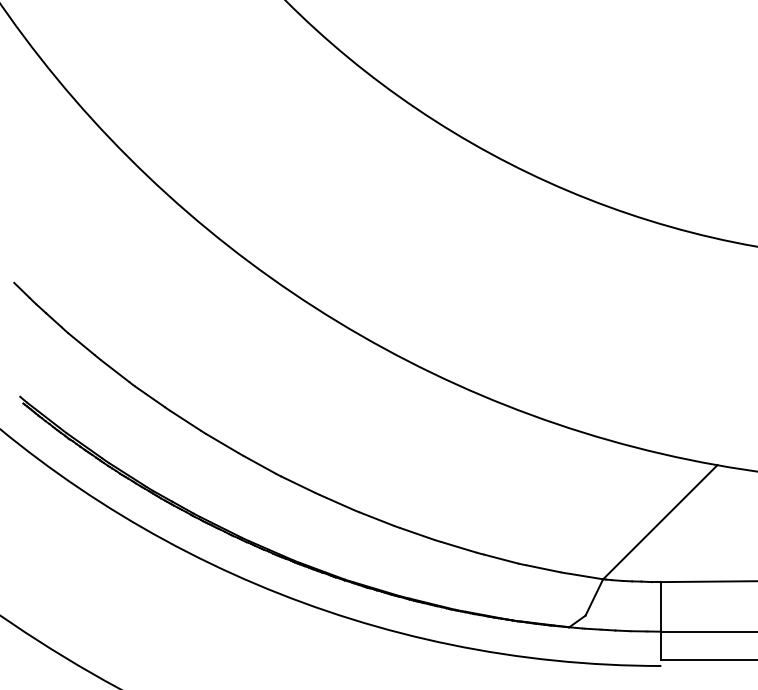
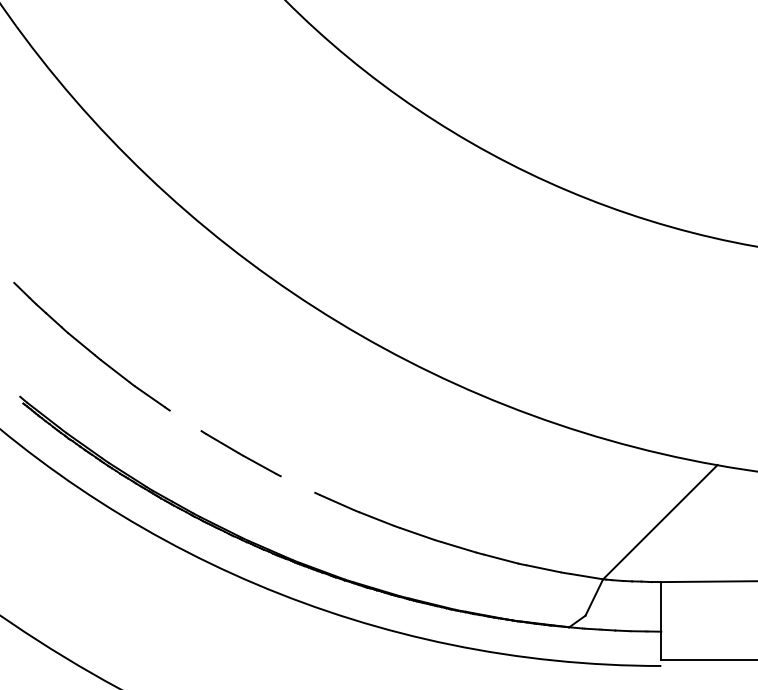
line: present -> none (185, 420)
line: present -> none (297, 484)
line: present -> none (707, 631)
